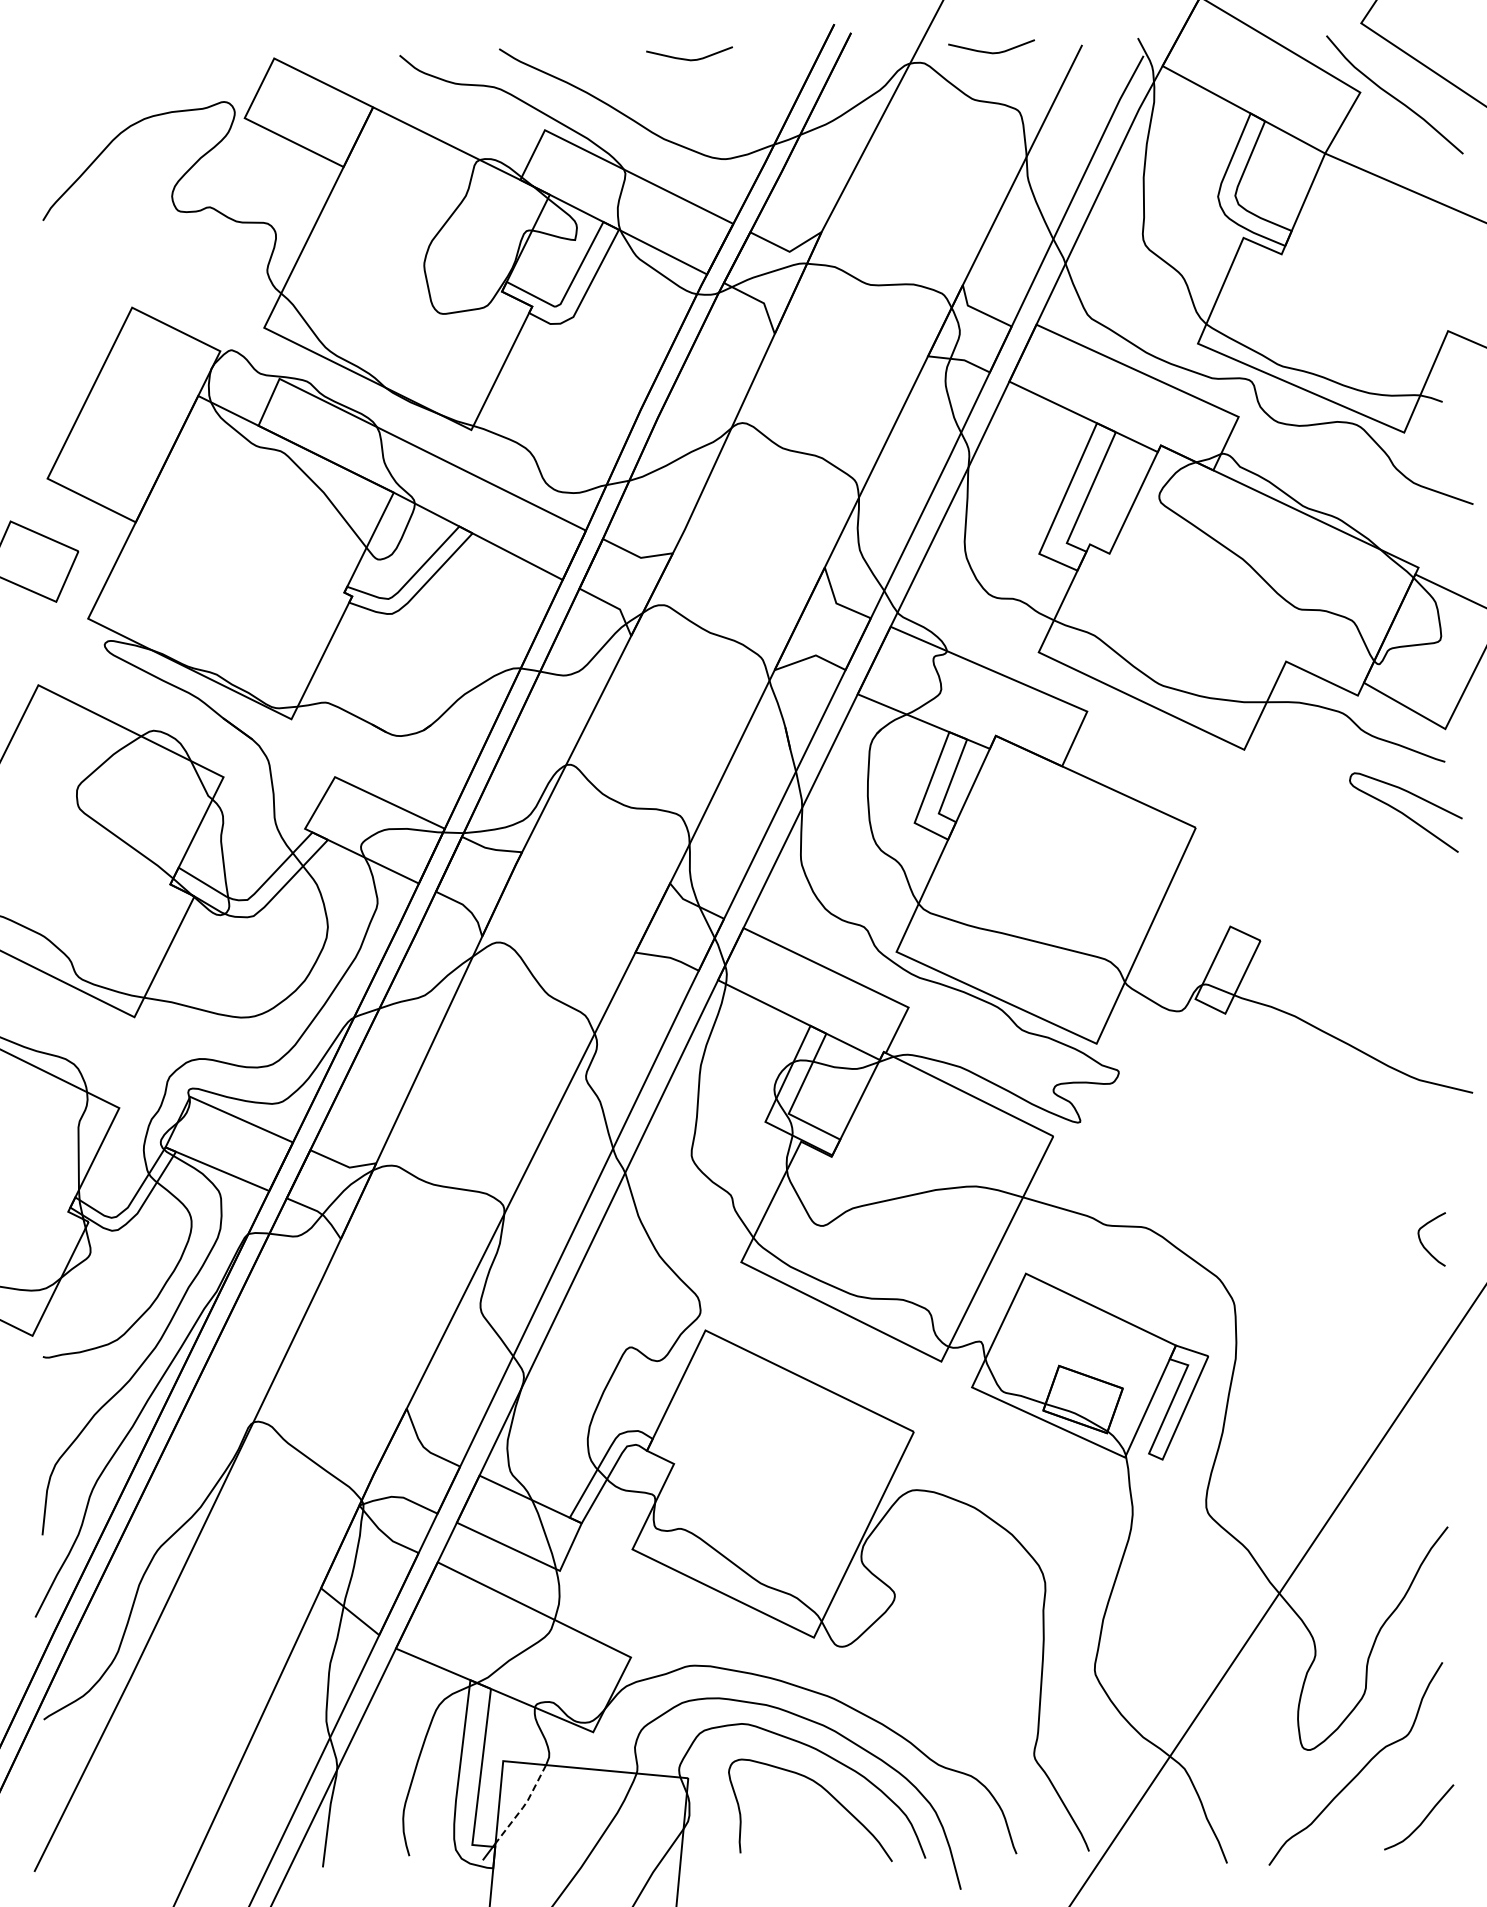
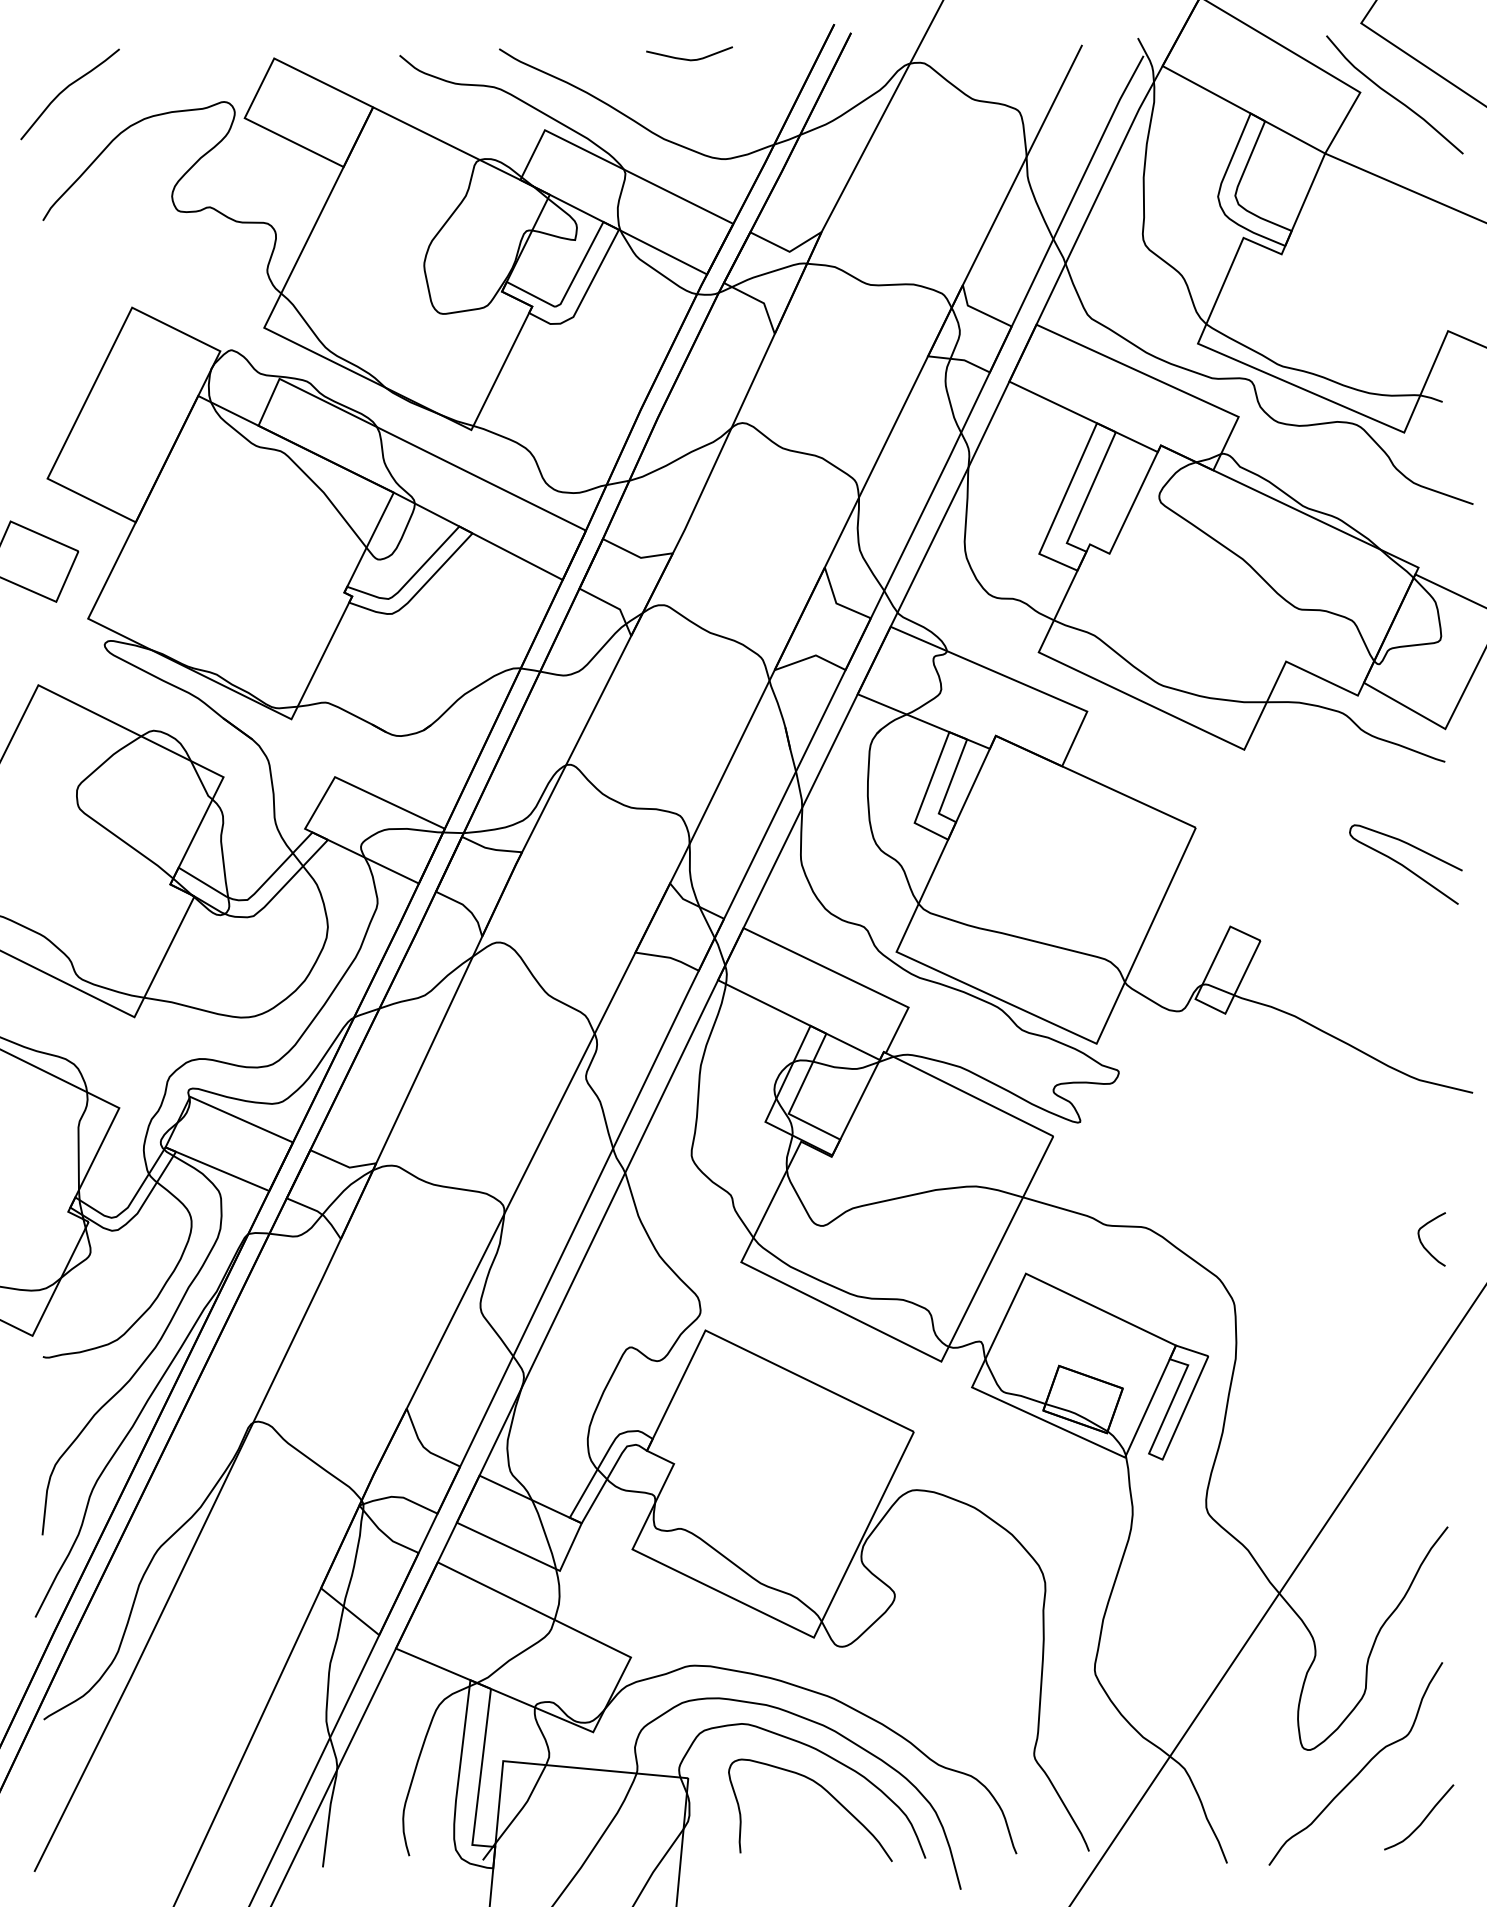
curve: present -> none (988, 51)
curve: none -> present (65, 90)
curve position: (1404, 813) -> (1404, 865) (1404, 865)
line: dashed -> solid (523, 1806)
